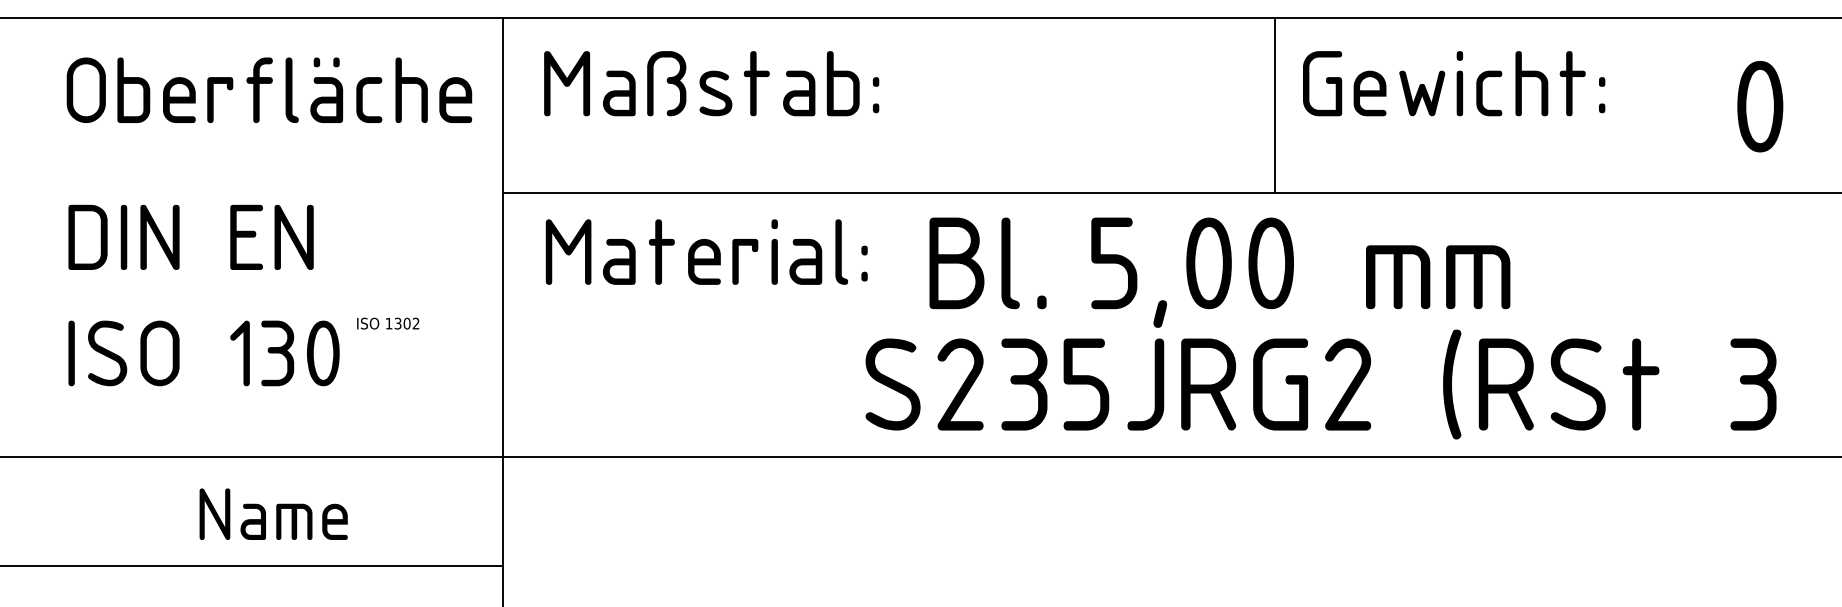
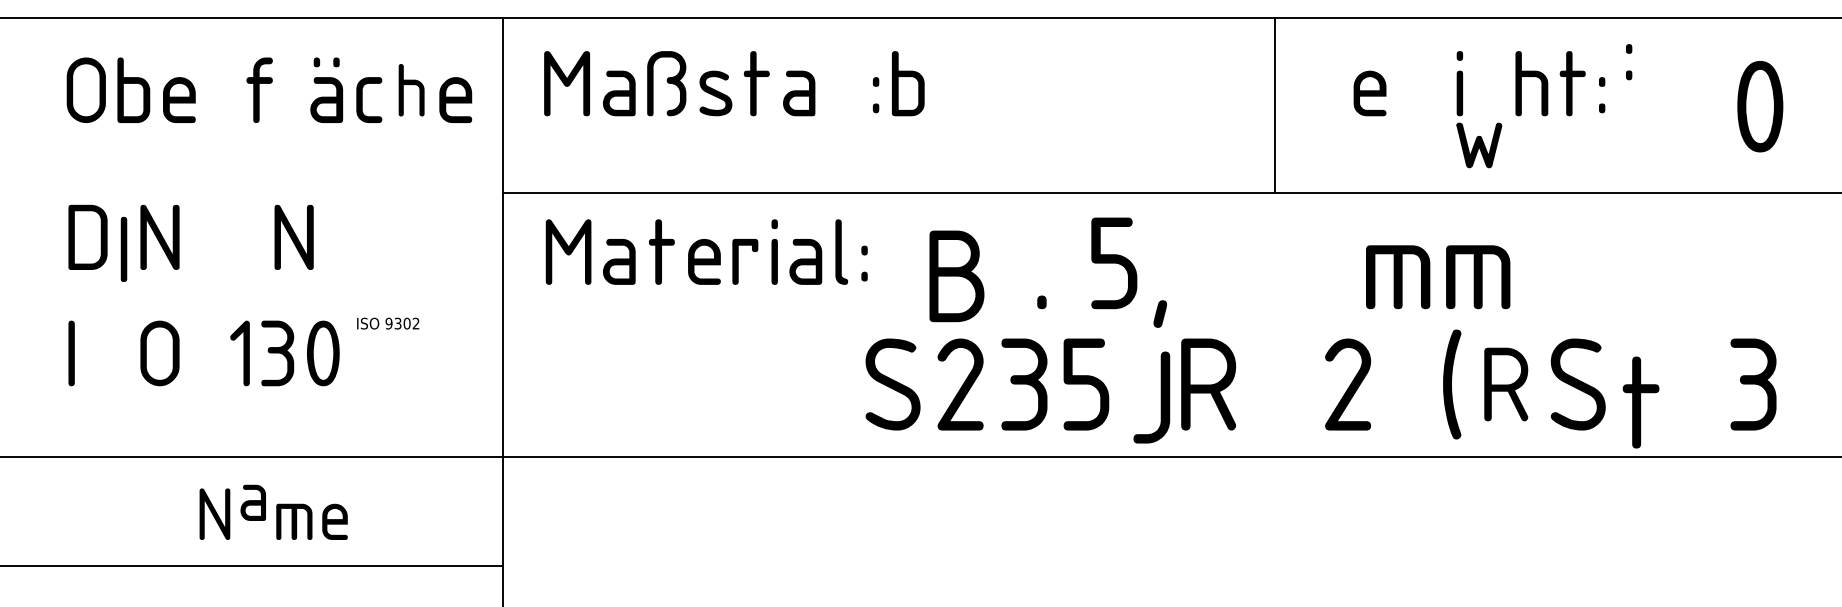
part: none -> present (1629, 70)
part position: (843, 83) -> (908, 83) (908, 83)
fill: present -> none (1322, 83)
part size: 33x66 px -> 27x53 px (411, 90)
fill: present -> none (291, 90)
part position: (1422, 93) -> (1479, 145) (1479, 145)
fill: present -> none (1489, 93)
fill: present -> none (220, 100)
part position: (123, 236) -> (123, 248) (123, 248)
fill: present -> none (246, 237)
part position: (956, 263) -> (956, 276) (956, 276)
part: present -> none (1010, 263)
part: present -> none (1208, 263)
part: present -> none (1270, 263)
text: 1302 -> 9302 (388, 323)
fill: present -> none (107, 353)
part position: (1154, 384) -> (1160, 397) (1160, 397)
fill: present -> none (1280, 384)
part size: 56x93 px -> 45x75 px (1506, 384)
part position: (1640, 384) -> (1640, 402) (1640, 402)
part position: (252, 521) -> (252, 502) (252, 502)
